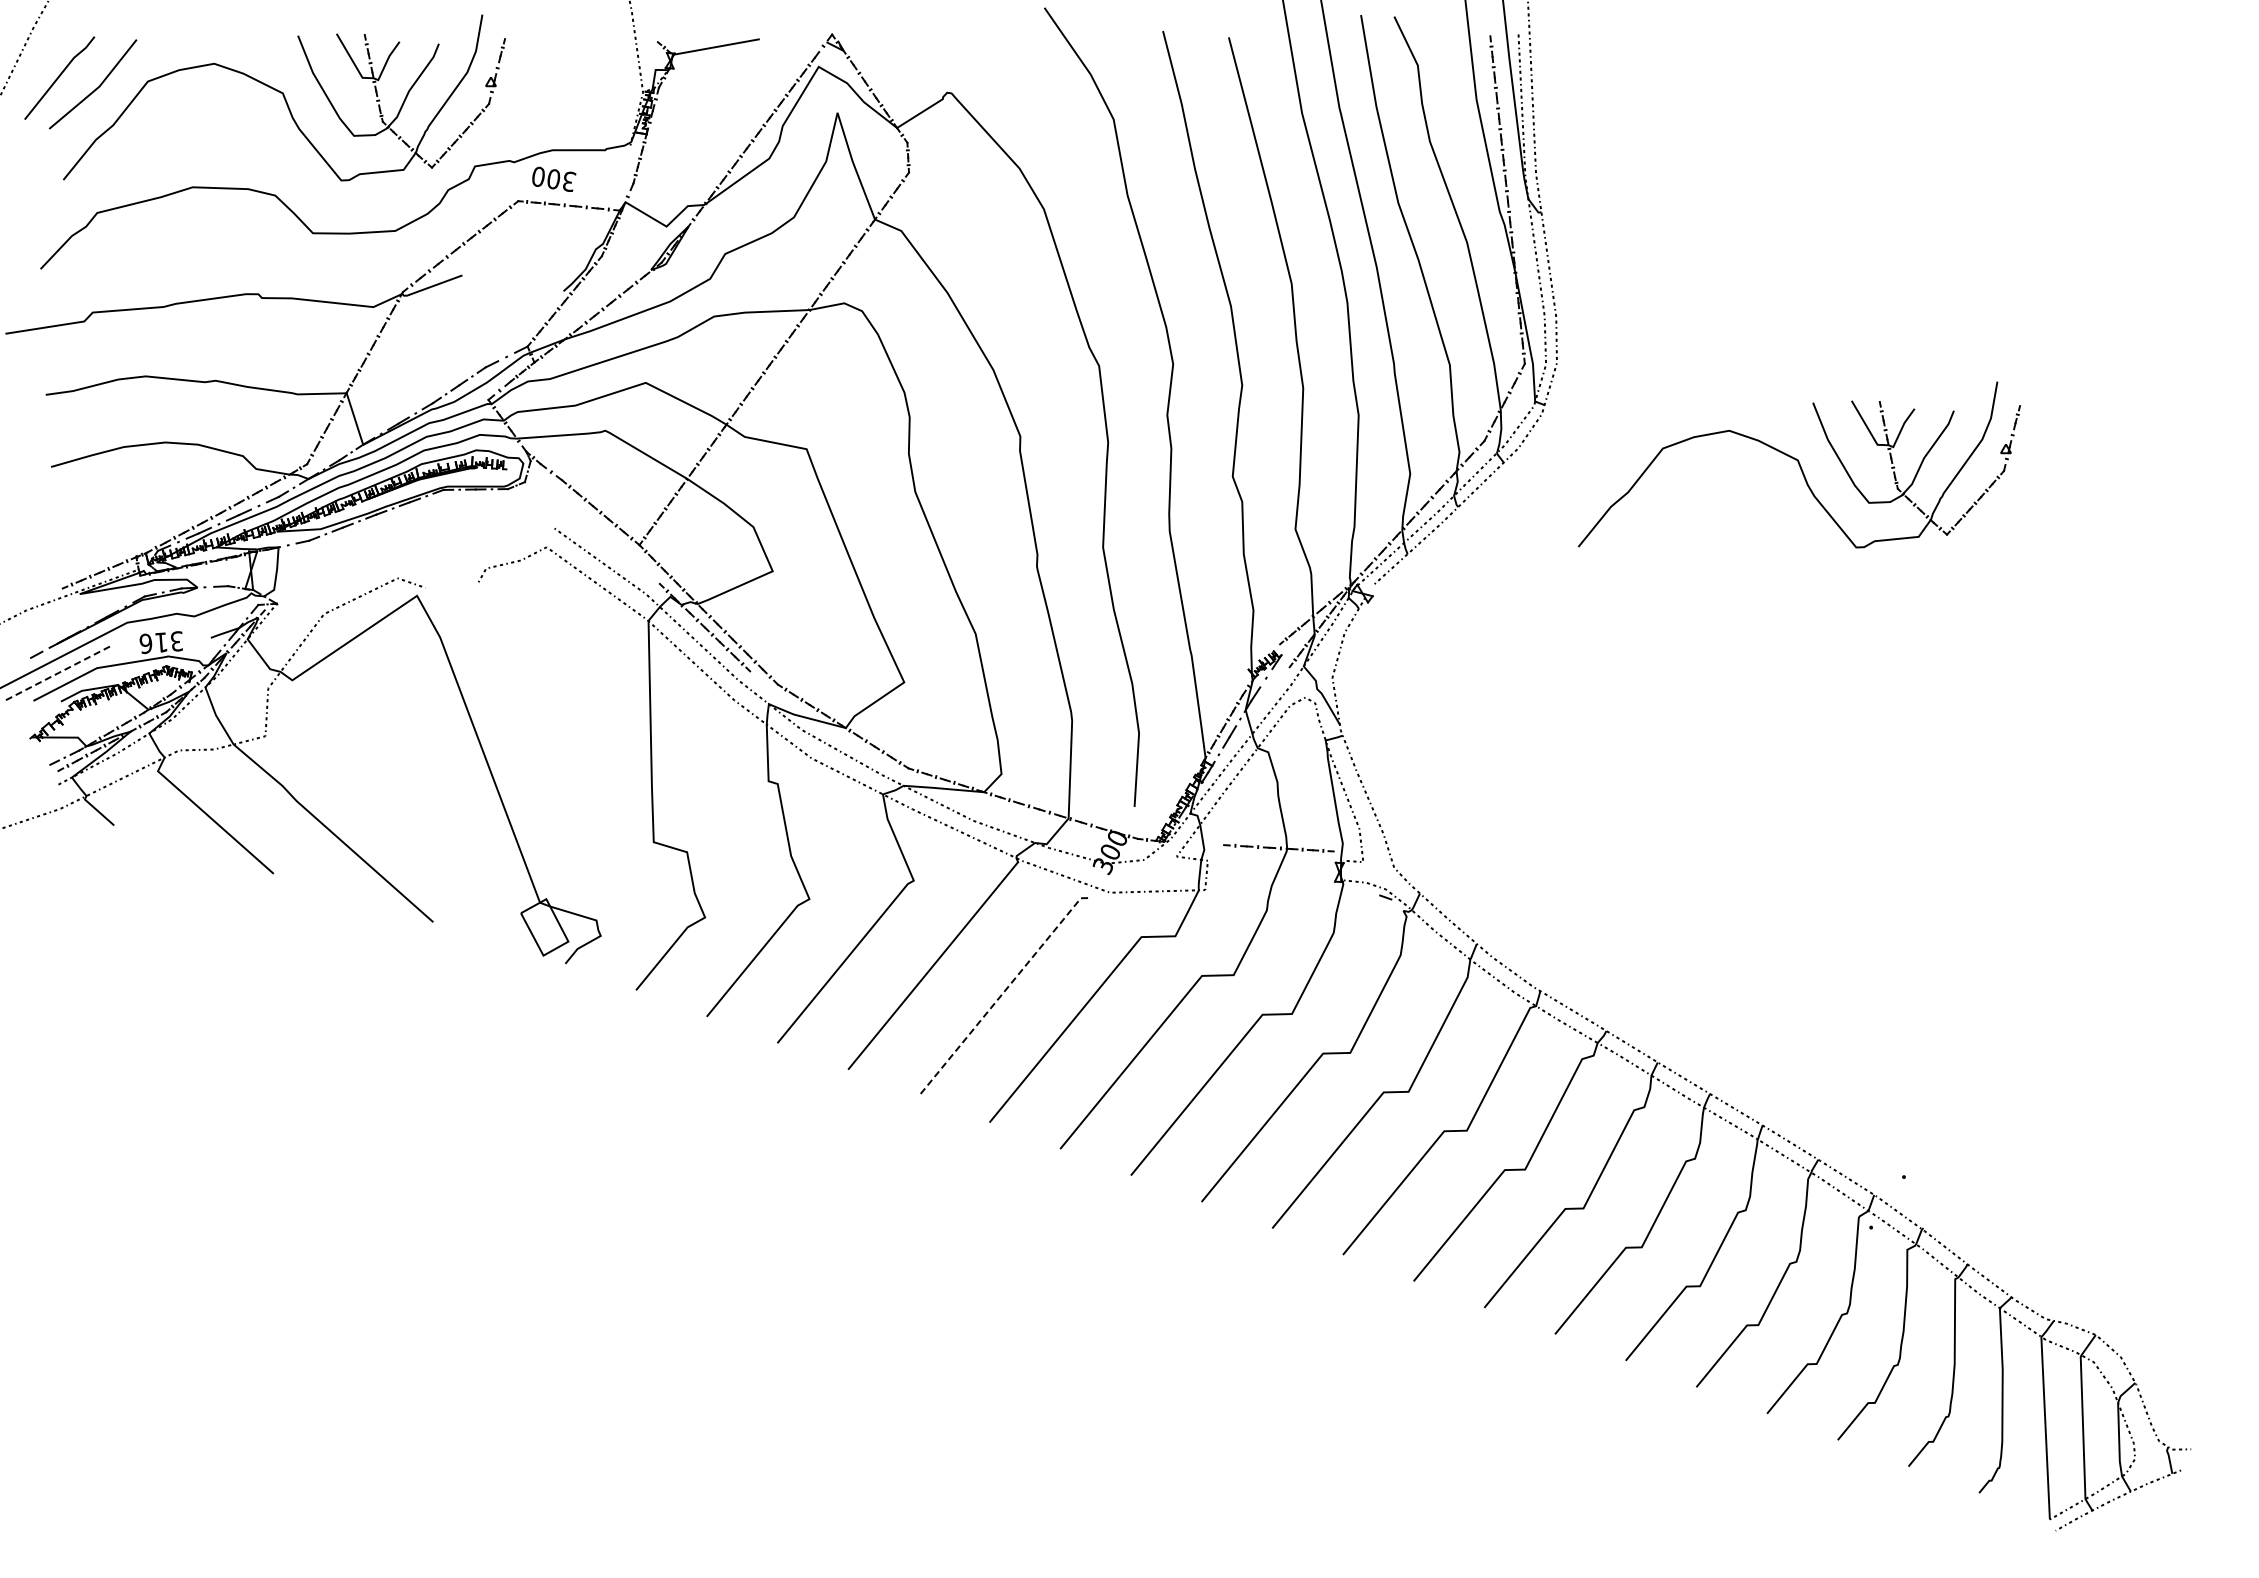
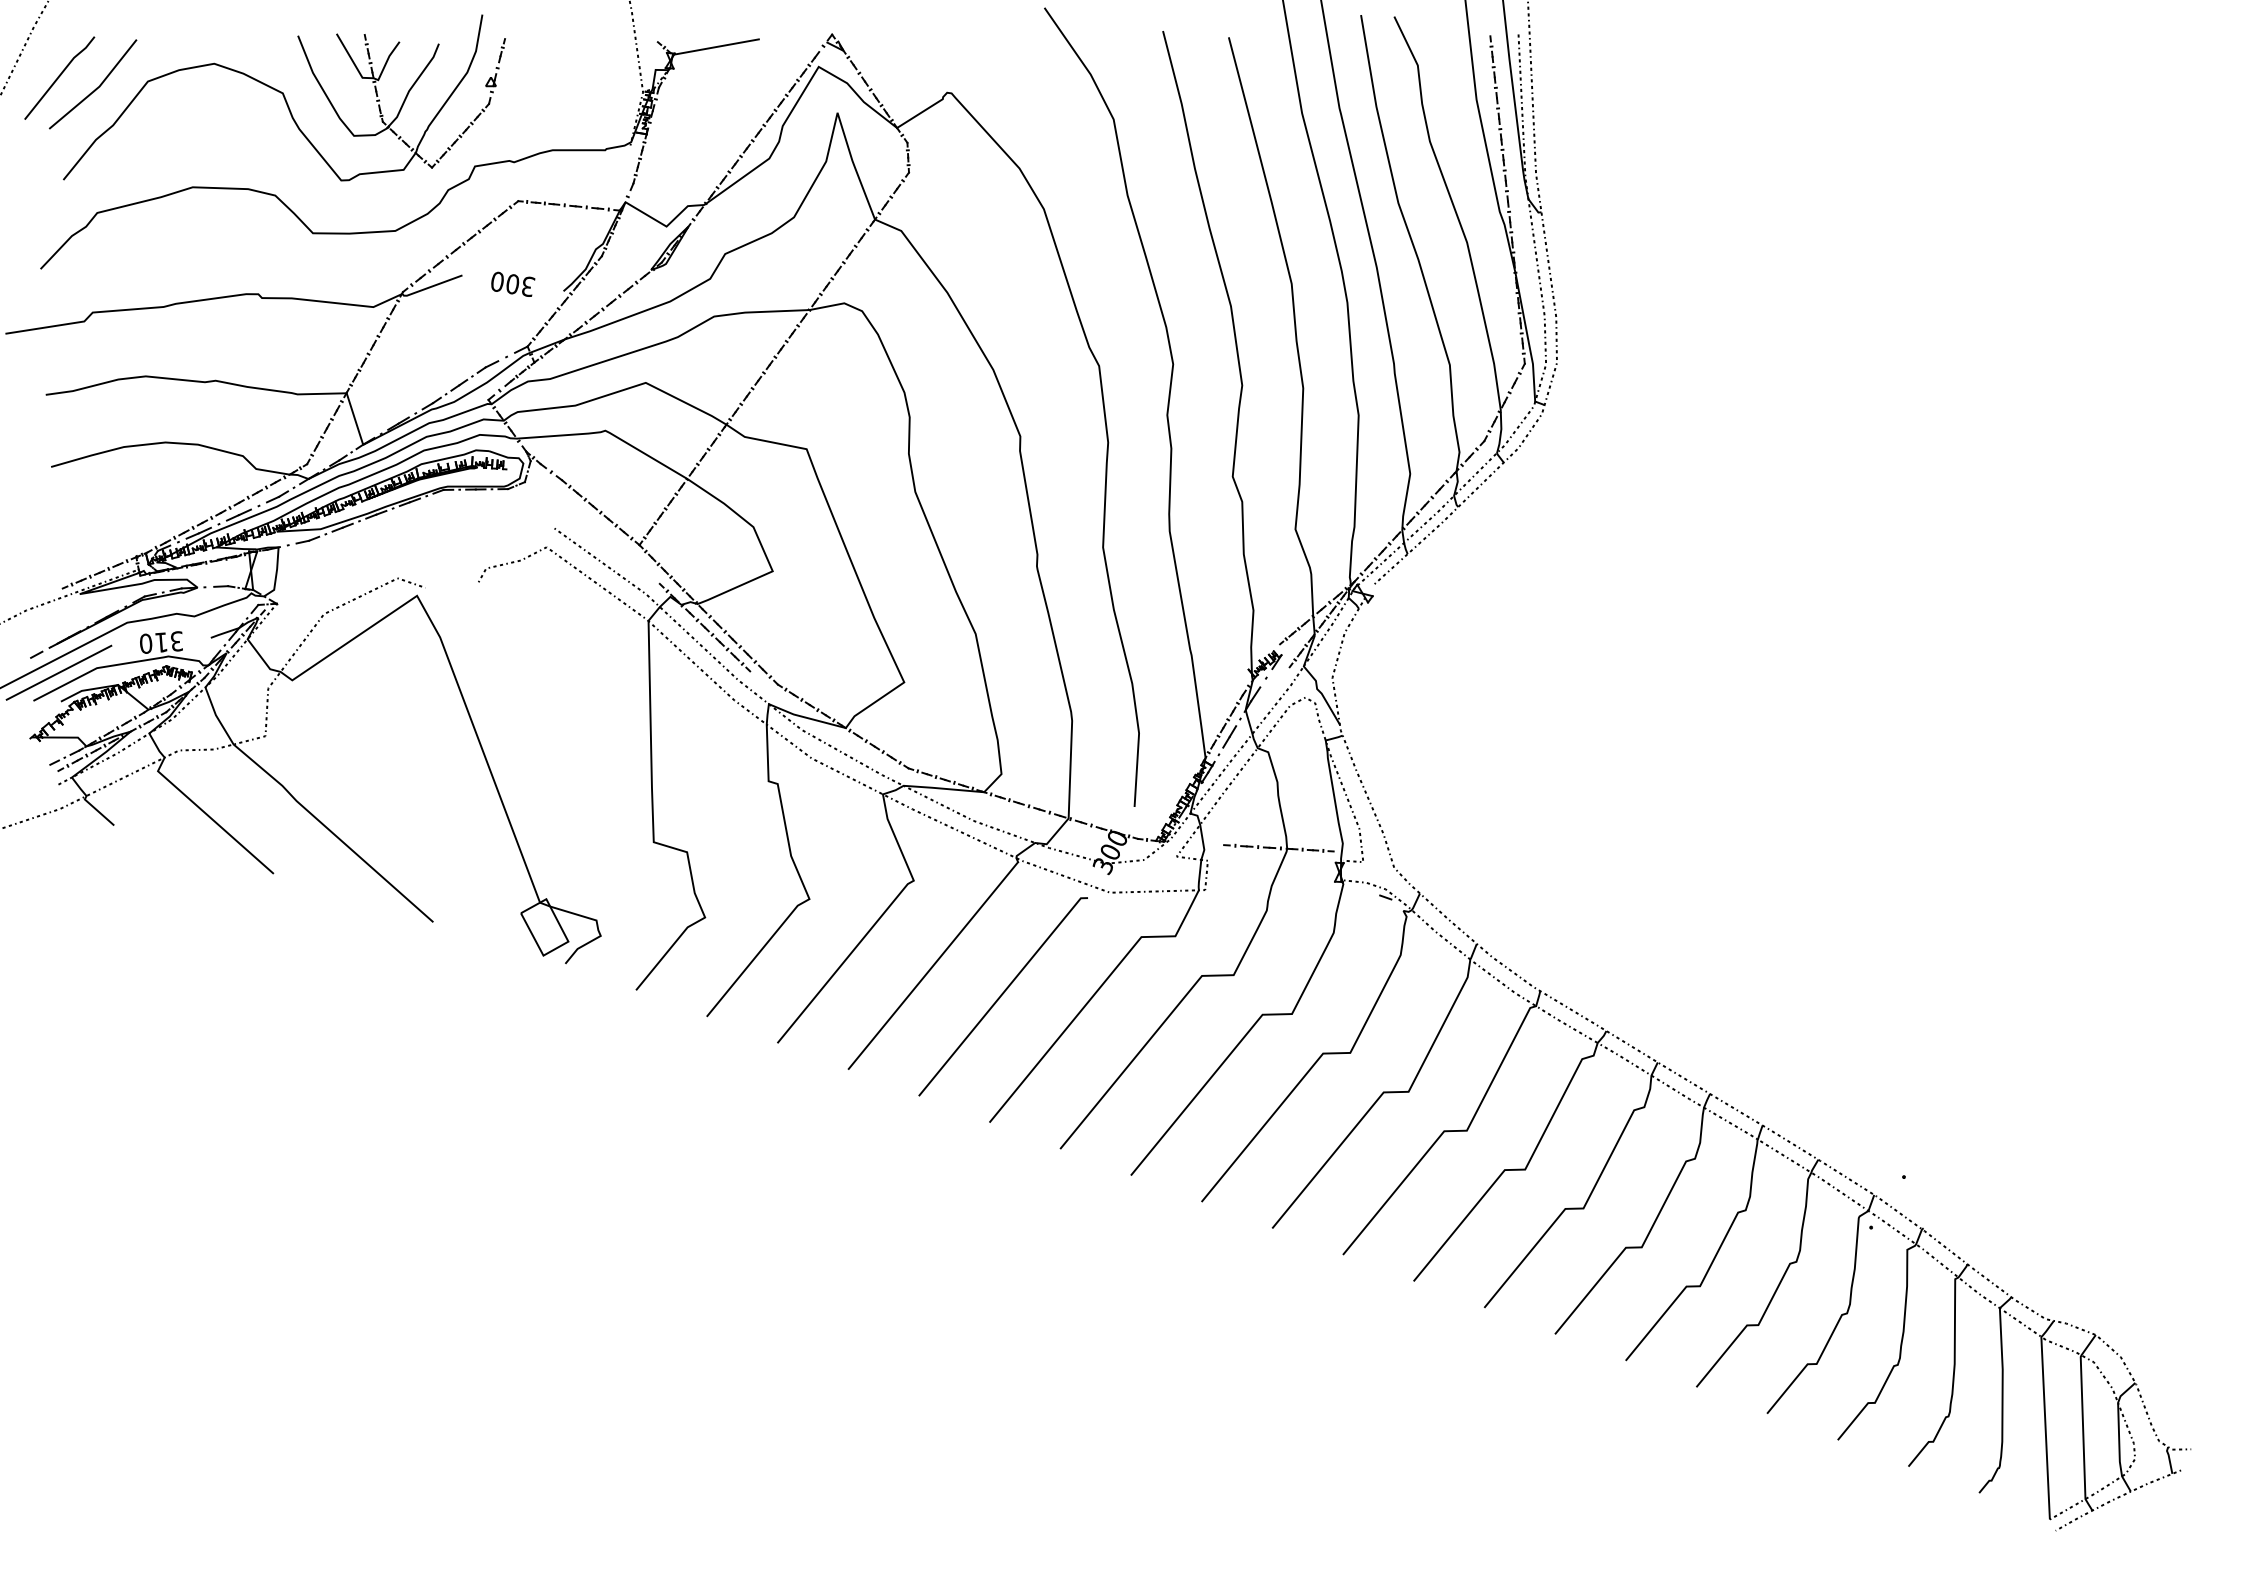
text position: (554, 178) -> (513, 283) (513, 283)
part: present -> none (1799, 464)
text: 316 -> 310 (145, 644)
line: dashed -> solid (59, 672)
line: dashed -> solid (1002, 994)
